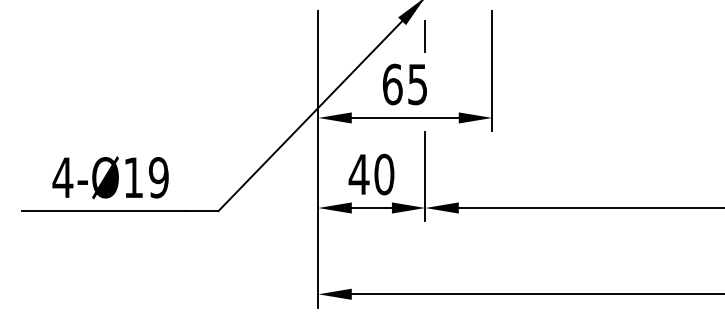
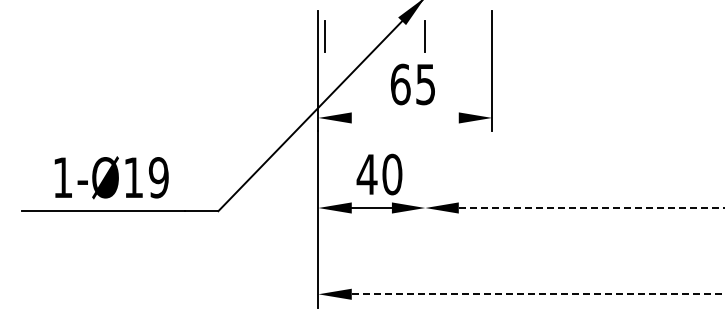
line: none -> present (324, 36)
text position: (404, 84) -> (412, 84) (412, 84)
line: present -> none (404, 117)
text position: (371, 174) -> (379, 174) (379, 174)
line: present -> none (425, 176)
text: 4-Ø19 -> 1-Ø19 (62, 177)
line: solid -> dashed (591, 208)
line: solid -> dashed (538, 294)
